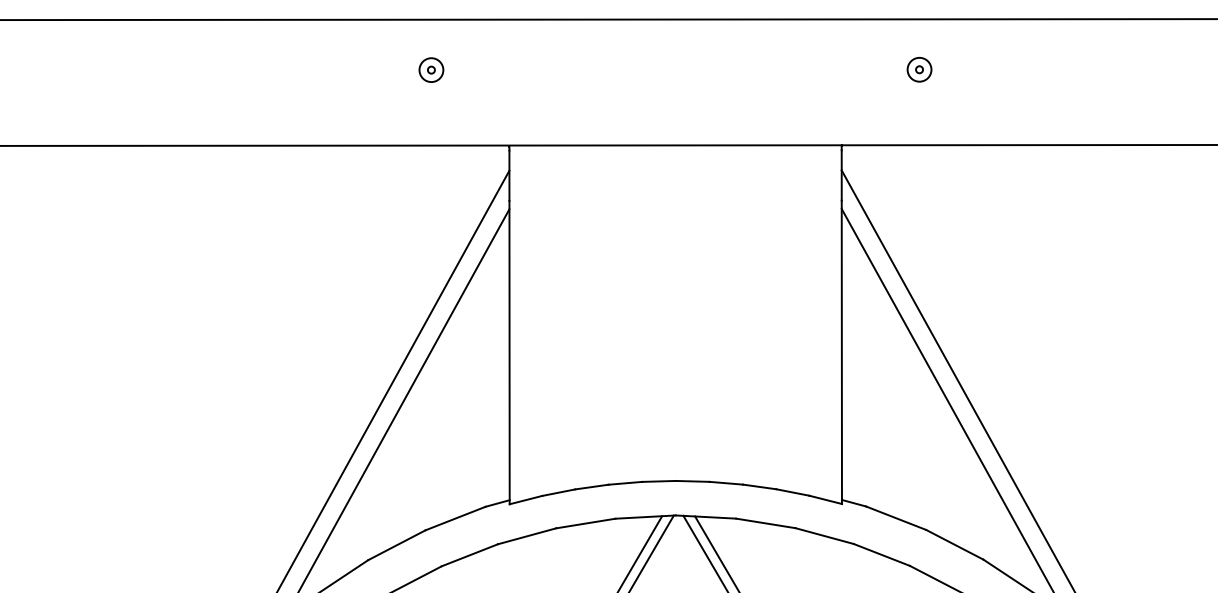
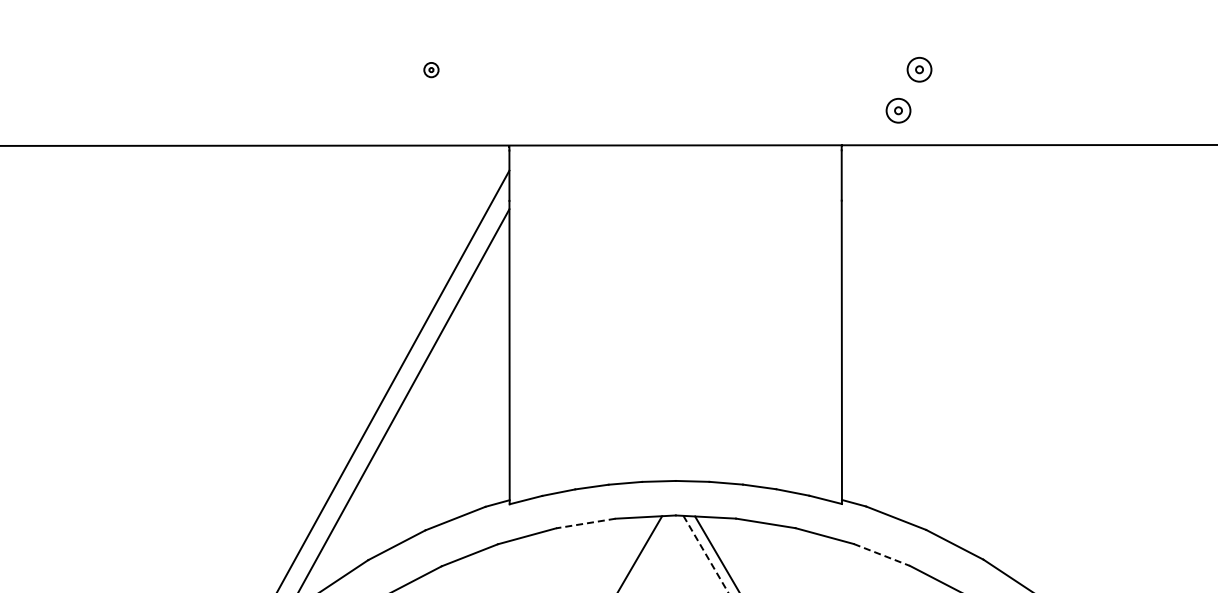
line: present -> none (608, 19)
part size: 27x26 px -> 17x17 px (431, 70)
part: none -> present (898, 110)
line: present -> none (957, 379)
line: present -> none (946, 398)
line: solid -> dashed (585, 523)
line: present -> none (651, 552)
line: solid -> dashed (706, 554)
line: solid -> dashed (882, 555)
